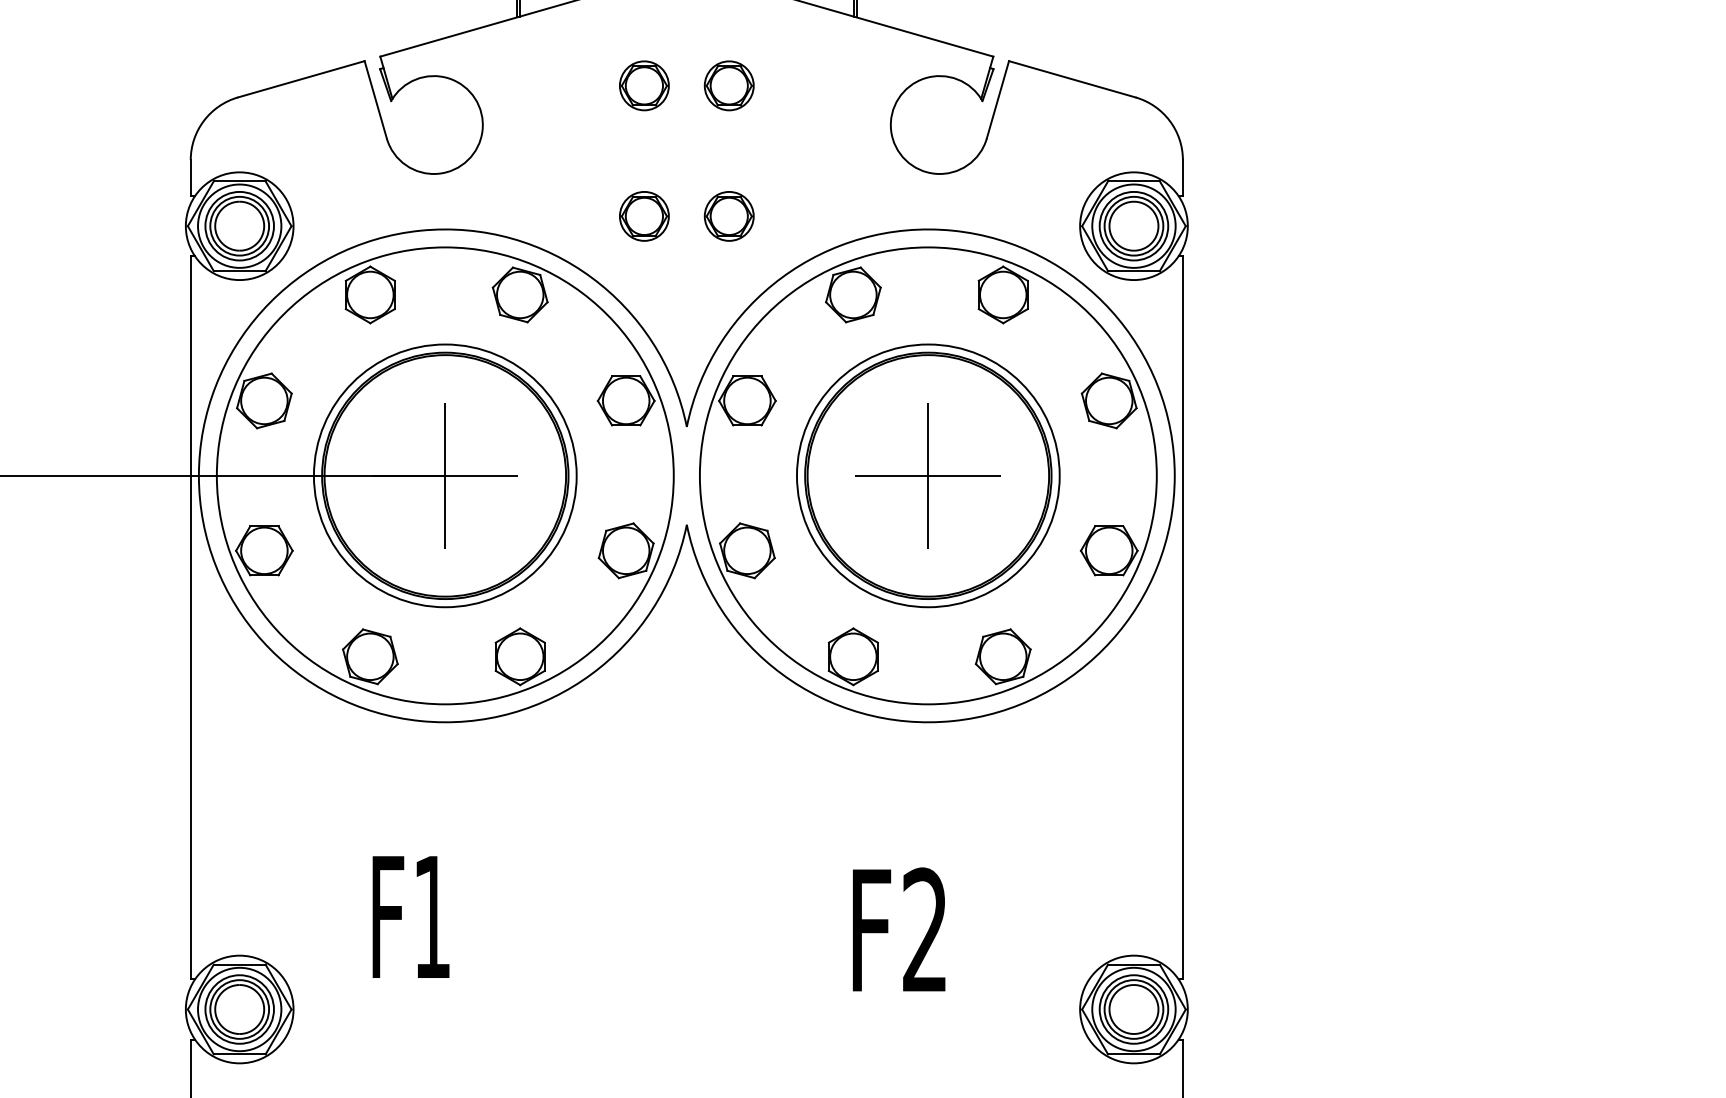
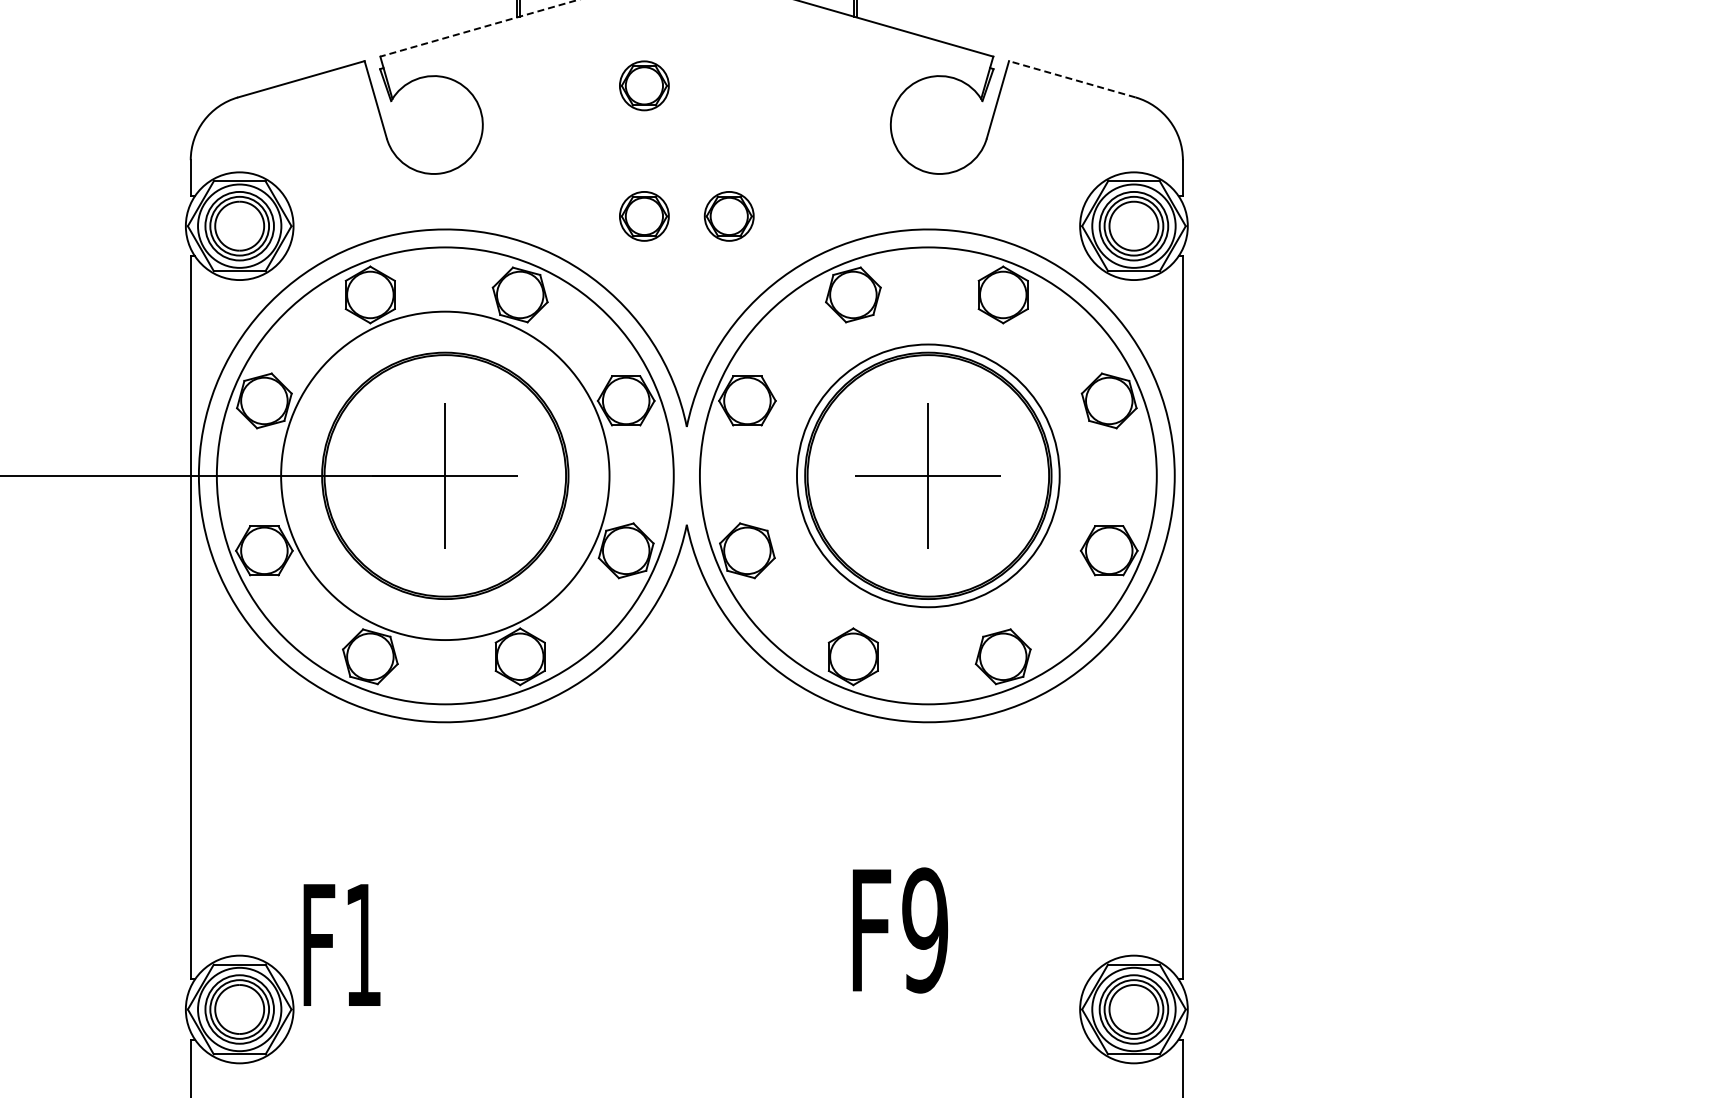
line: solid -> dashed (478, 28)
line: solid -> dashed (1072, 79)
part: present -> none (728, 85)
circle diameter: 263 px -> 328 px (445, 475)
text position: (410, 916) -> (341, 944) (341, 944)
text: F2 -> F9 (925, 930)
